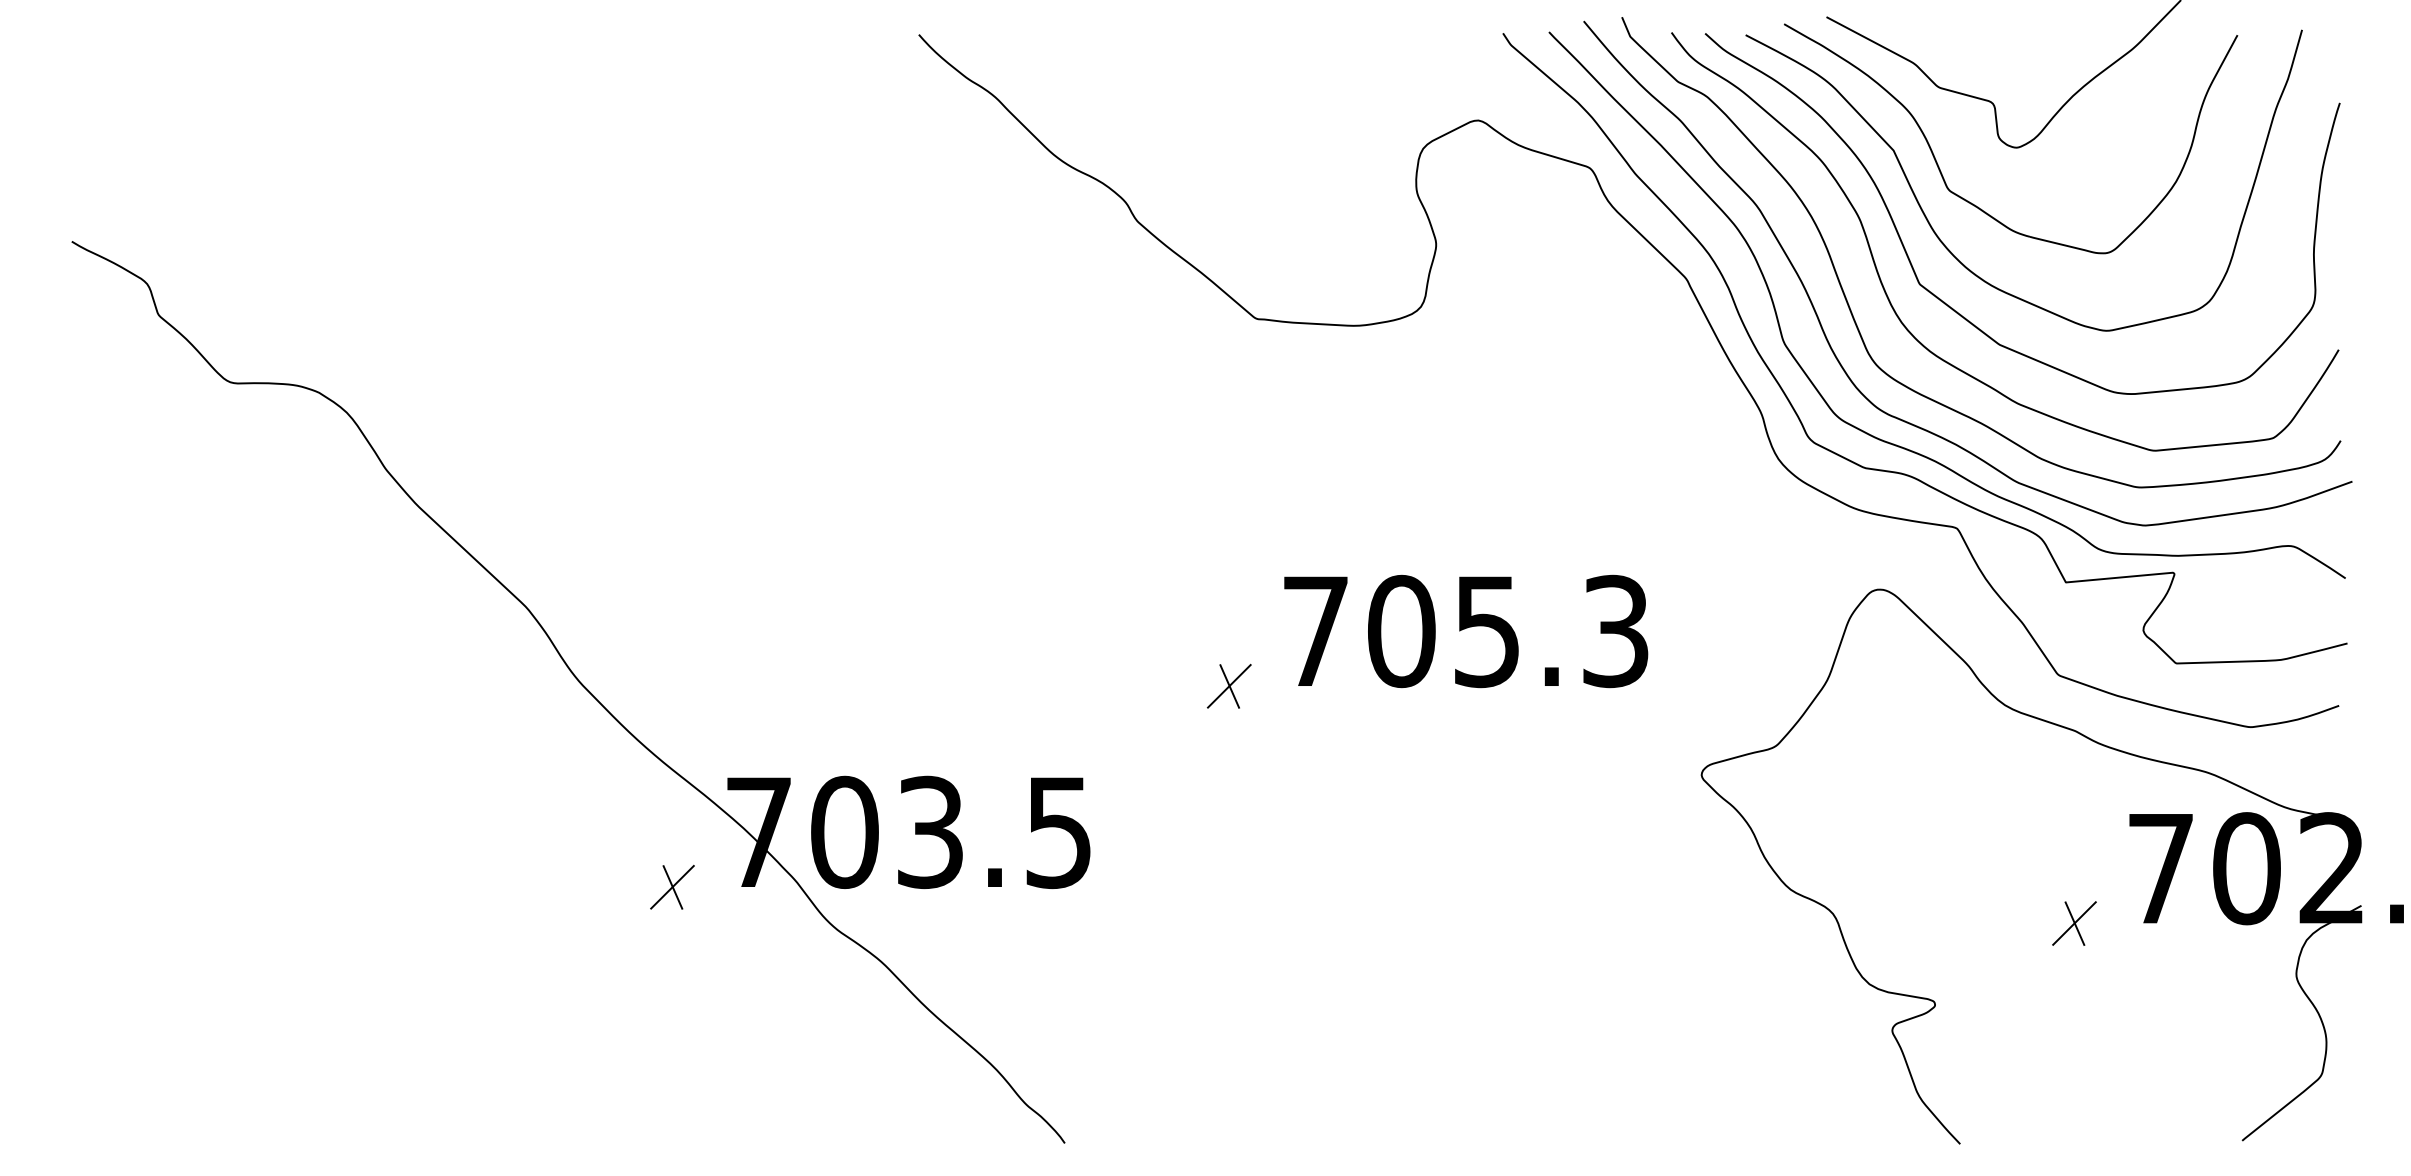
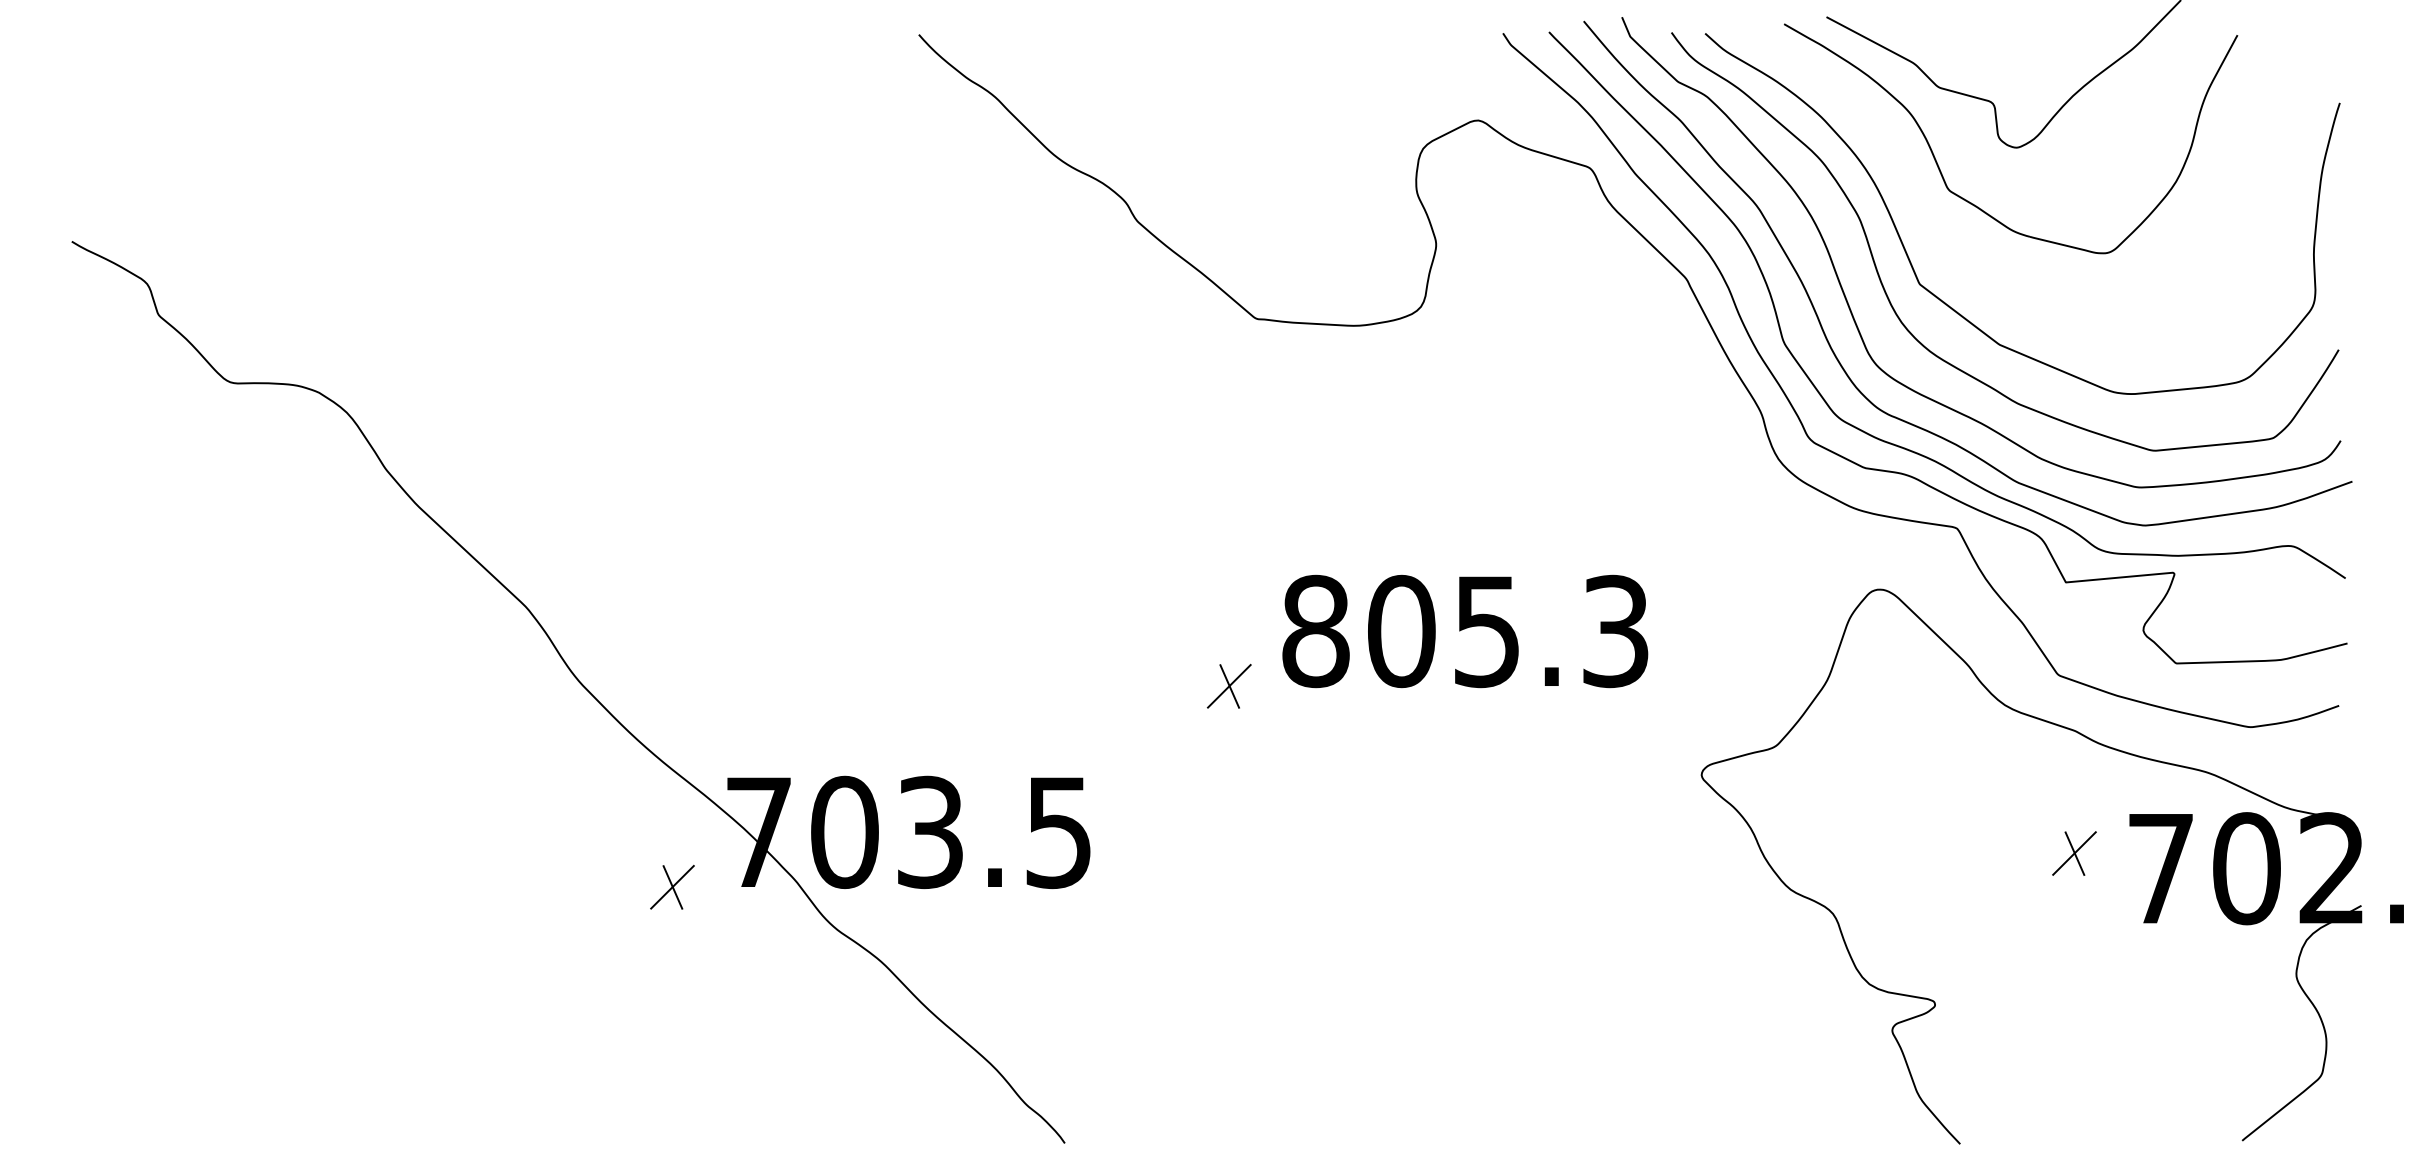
curve: present -> none (1944, 243)
text: 705.3 -> 805.3 (1315, 631)
part position: (2074, 923) -> (2074, 853) (2074, 853)
